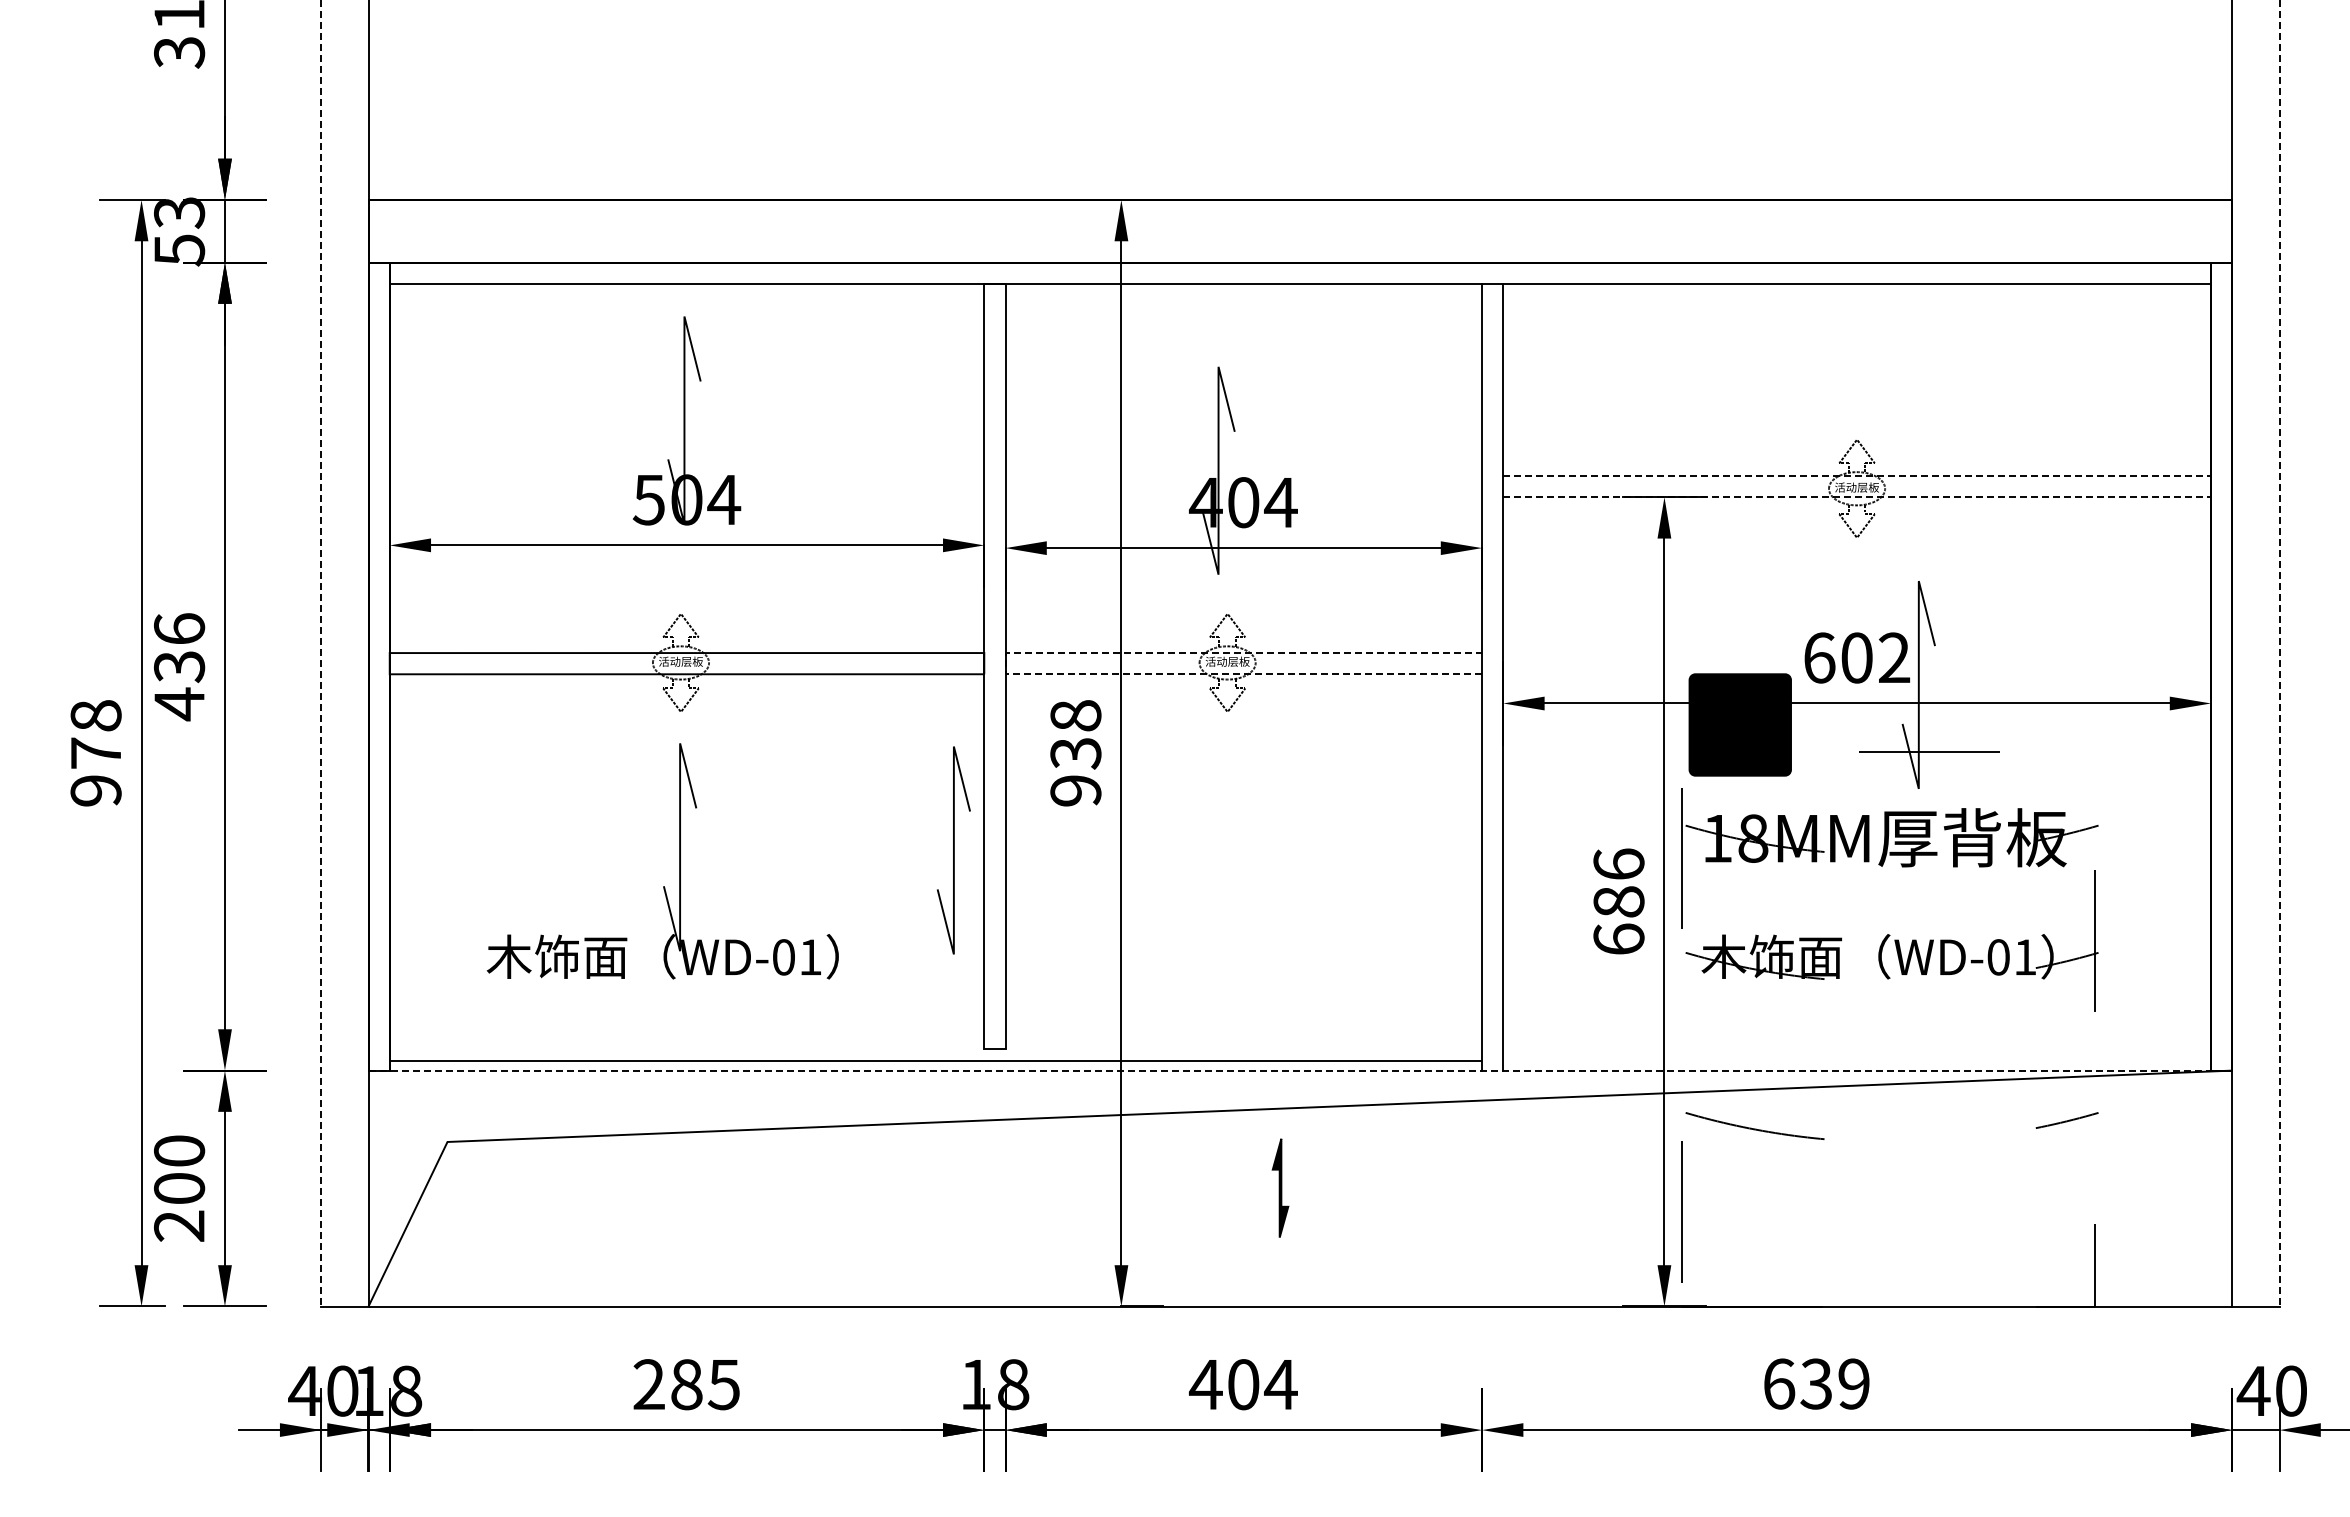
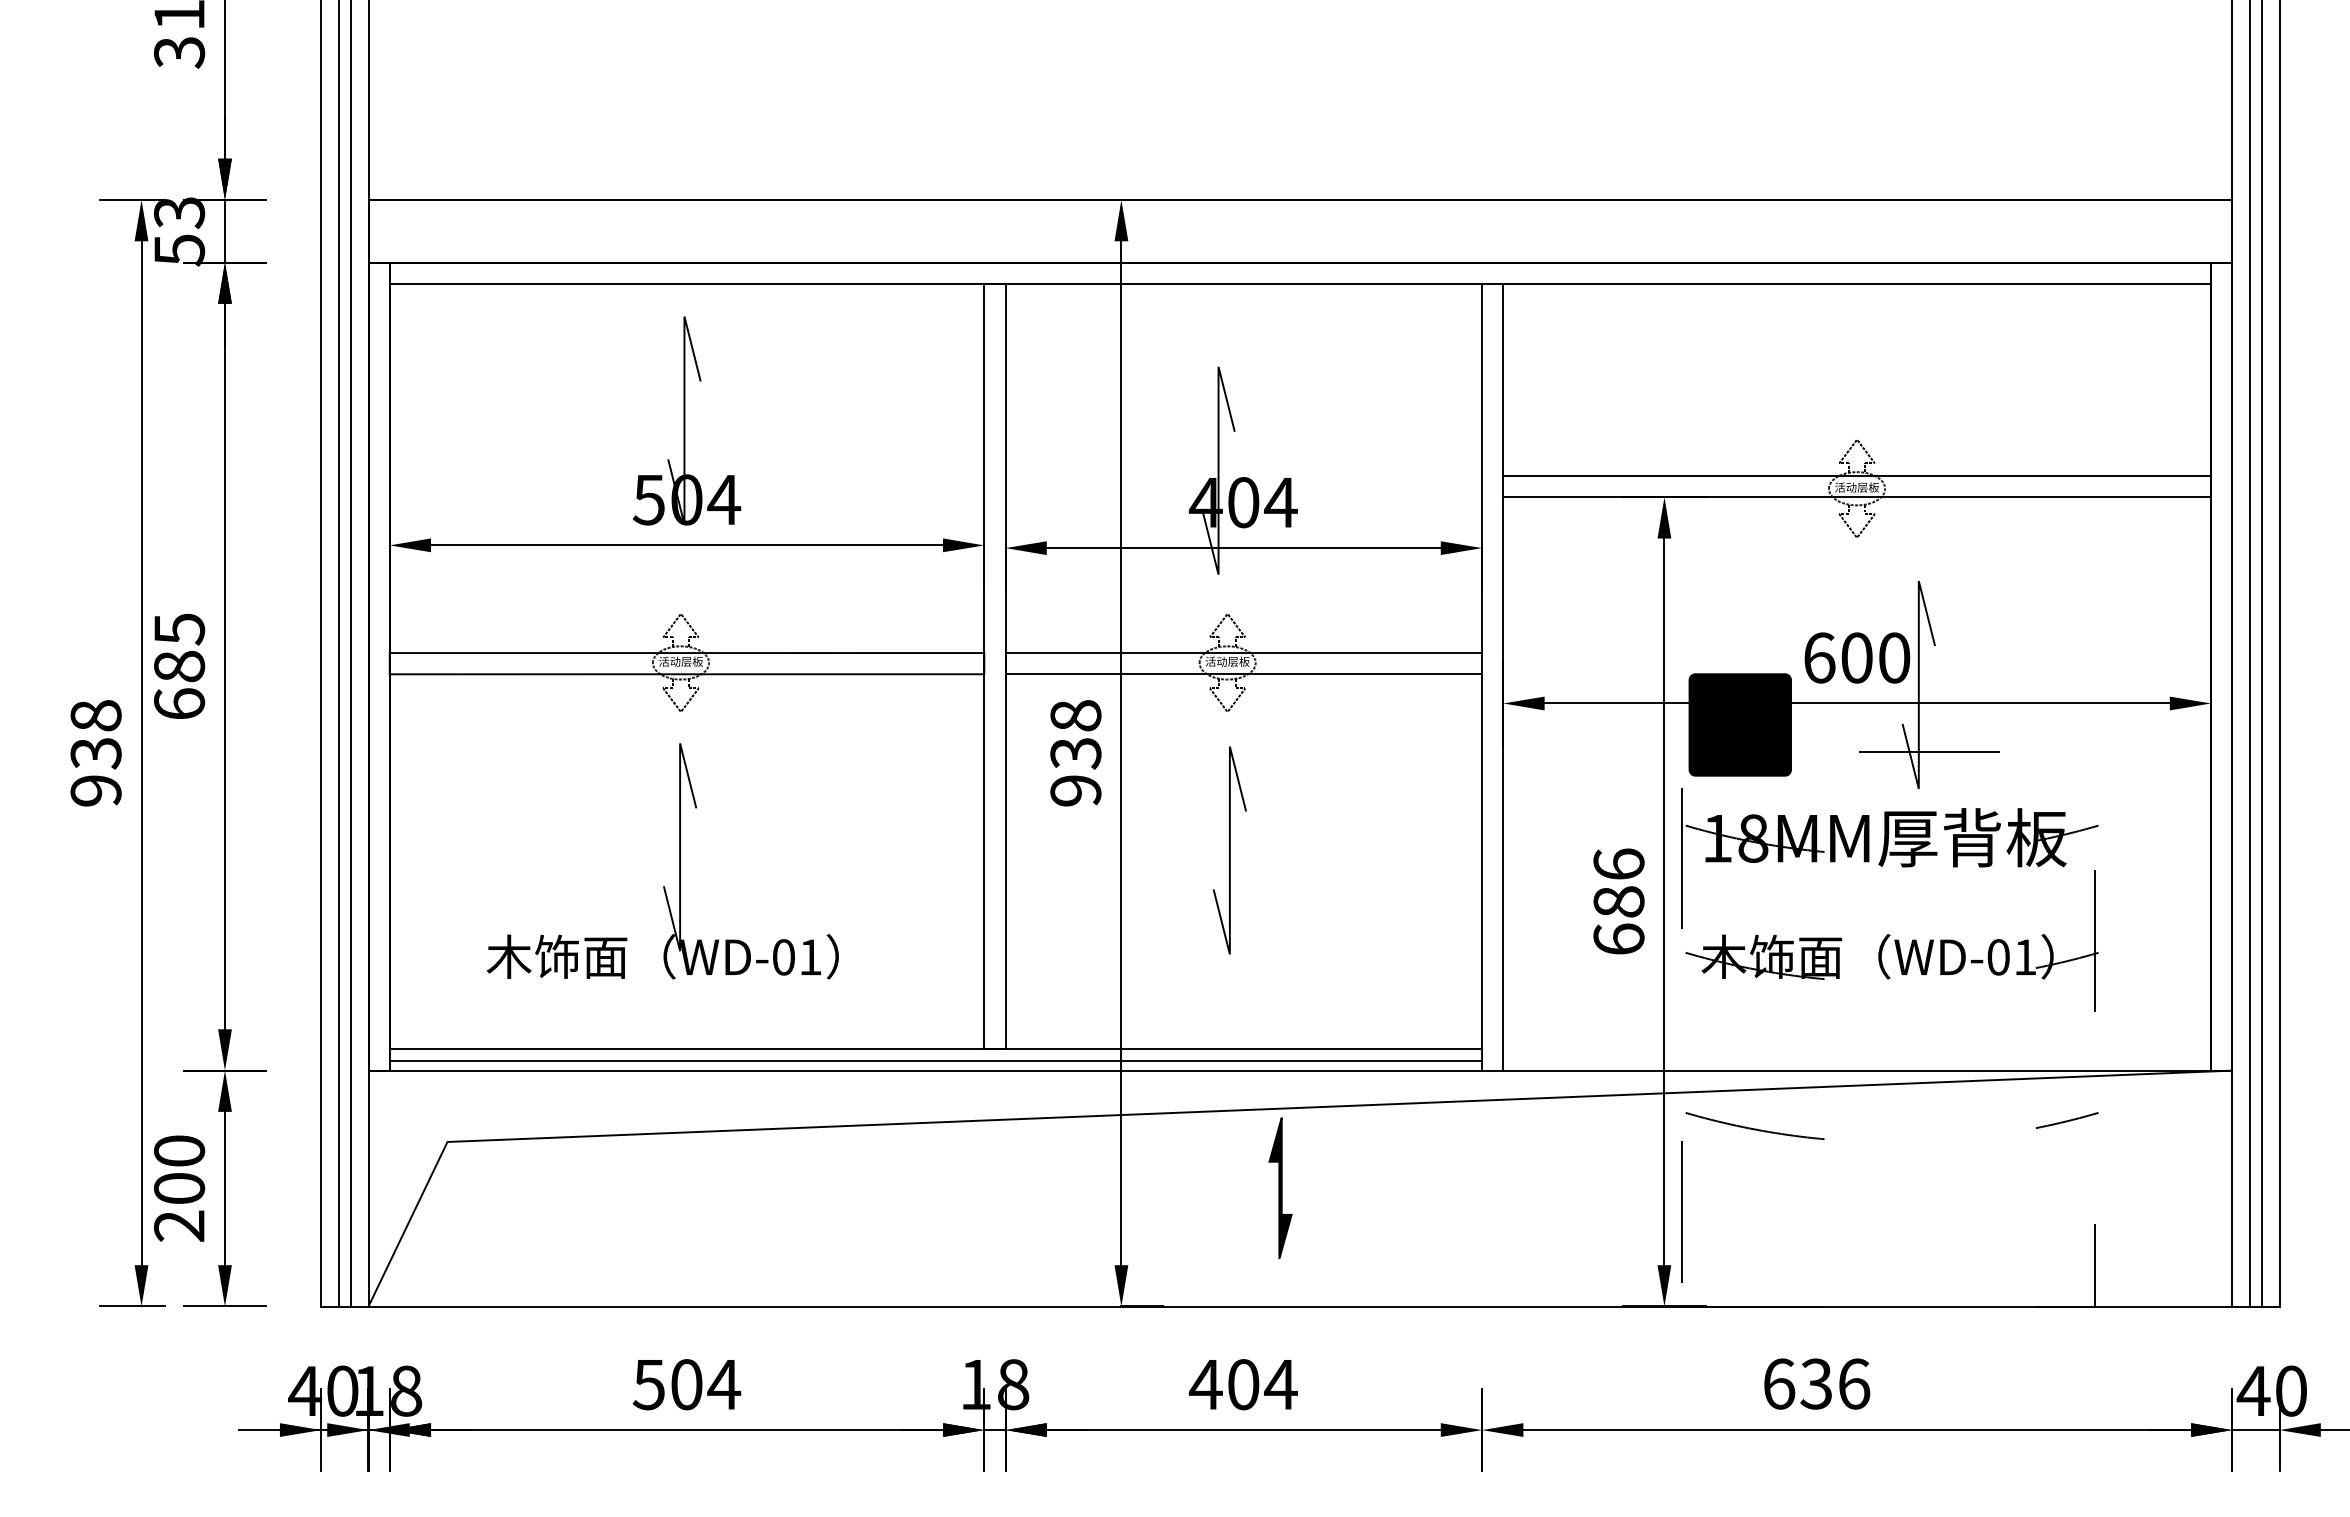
line: dashed -> solid (2211, 486)
line: dashed -> solid (321, 653)
line: dashed -> solid (2279, 653)
line: none -> present (339, 654)
line: none -> present (350, 654)
line: none -> present (2250, 654)
line: none -> present (2261, 654)
text: 602 -> 600 (1894, 657)
line: dashed -> solid (1005, 663)
text: 436 -> 685 (179, 667)
text: 978 -> 938 (95, 753)
line position: (953, 850) -> (1229, 850) (1229, 850)
line: none -> present (935, 1049)
line: dashed -> solid (1300, 1070)
part size: 19x100 px -> 25x142 px (1280, 1187)
text: 639 -> 636 (1854, 1383)
text: 285 -> 504 (686, 1384)
